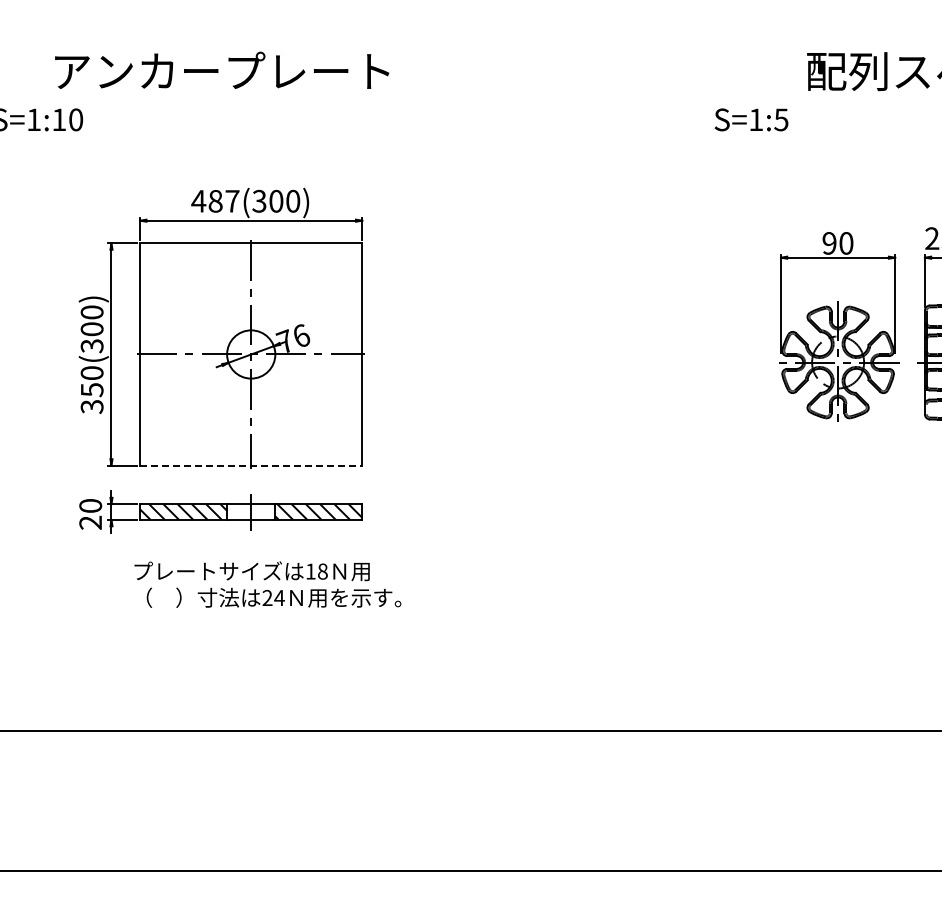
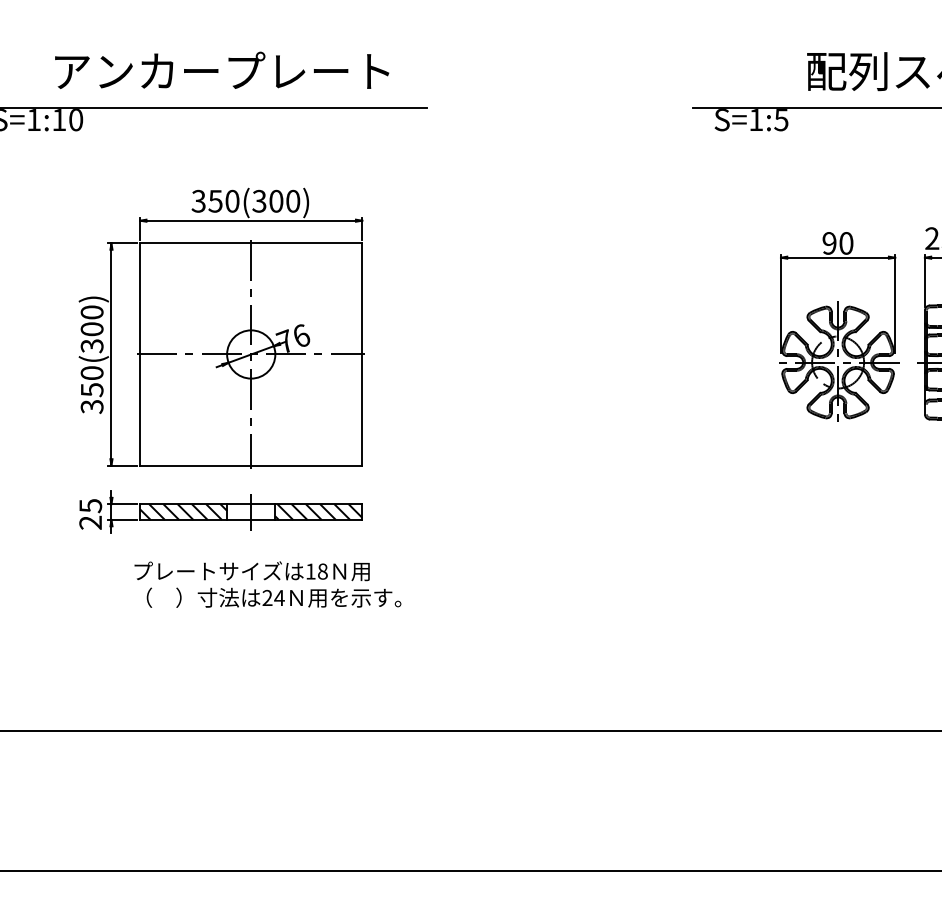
line: none -> present (214, 108)
line: none -> present (815, 108)
text: 487(300) -> 350(300) (215, 200)
line: dashed -> solid (251, 465)
text: 20 -> 25 (90, 506)
